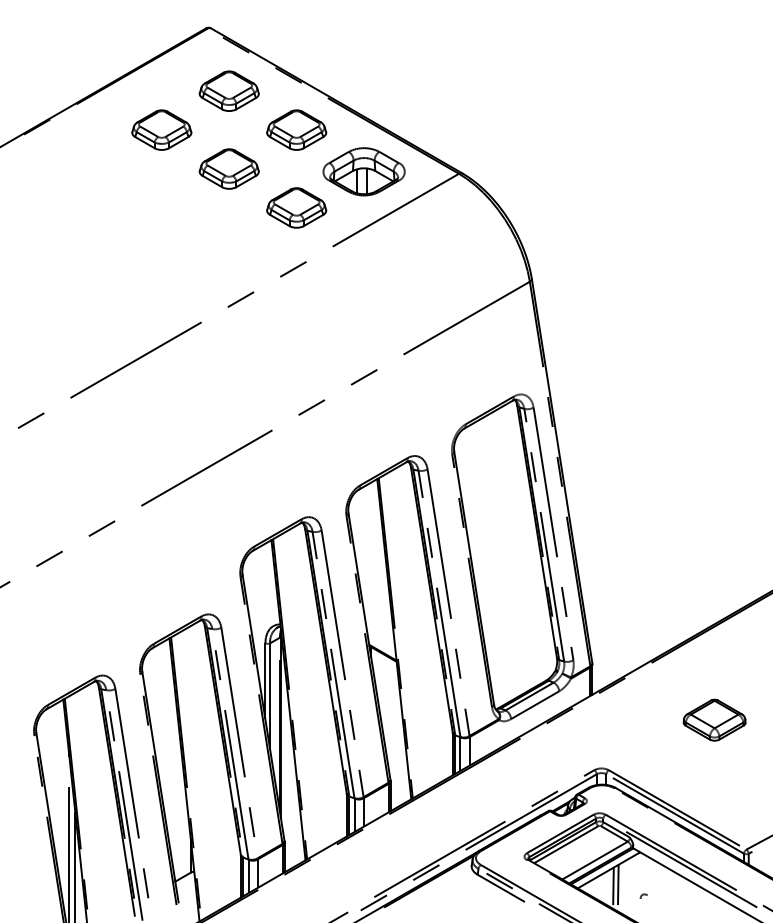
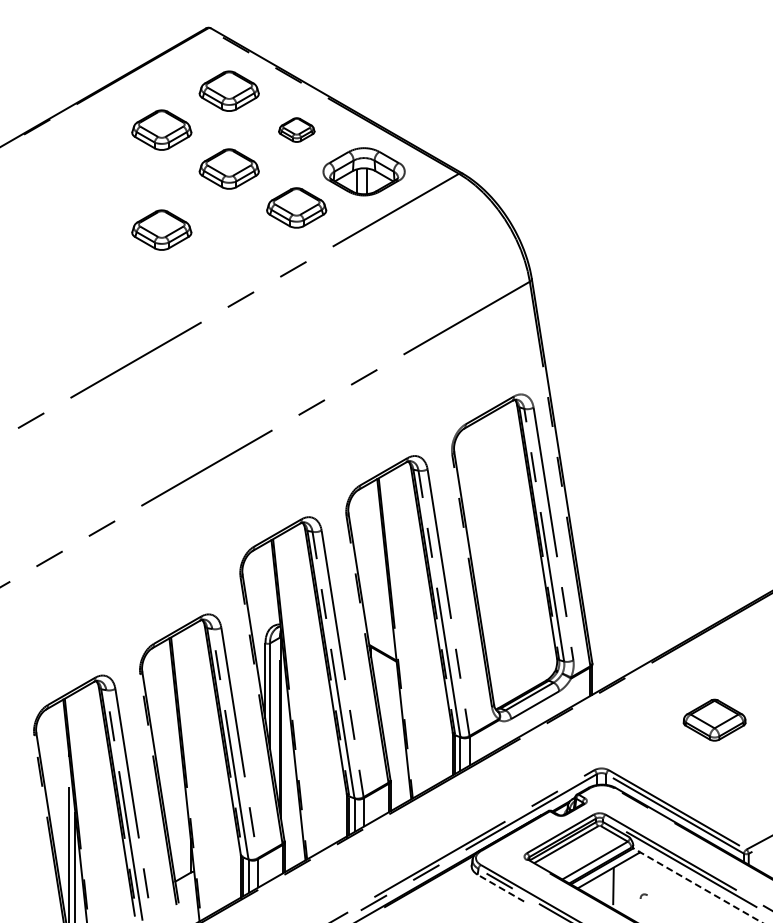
part size: 62x42 px -> 38x26 px (296, 129)
part: none -> present (161, 229)
line: present -> none (618, 884)
line: solid -> dashed (697, 885)
line: solid -> dashed (500, 888)
